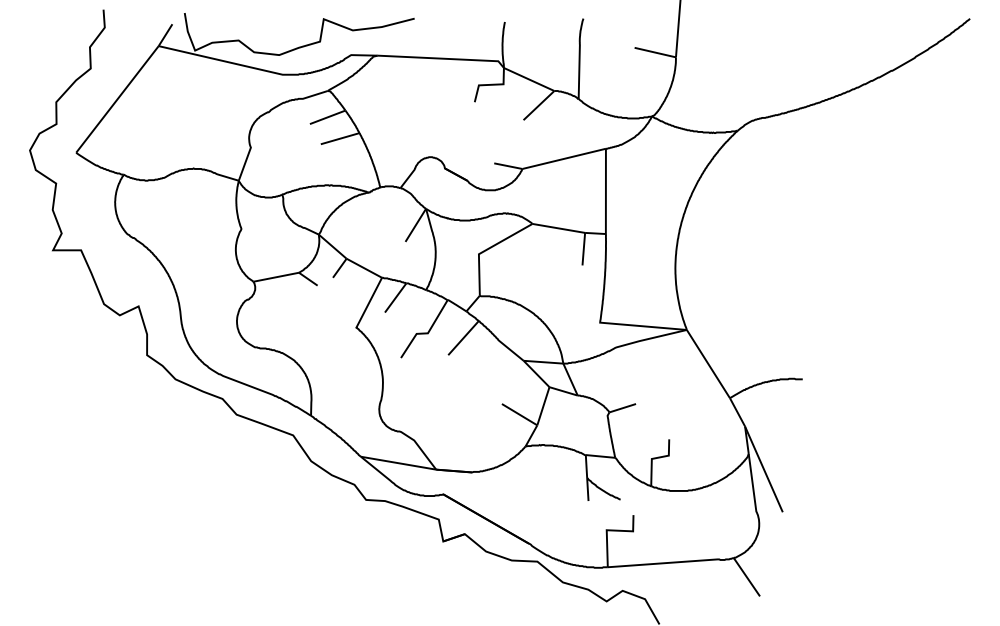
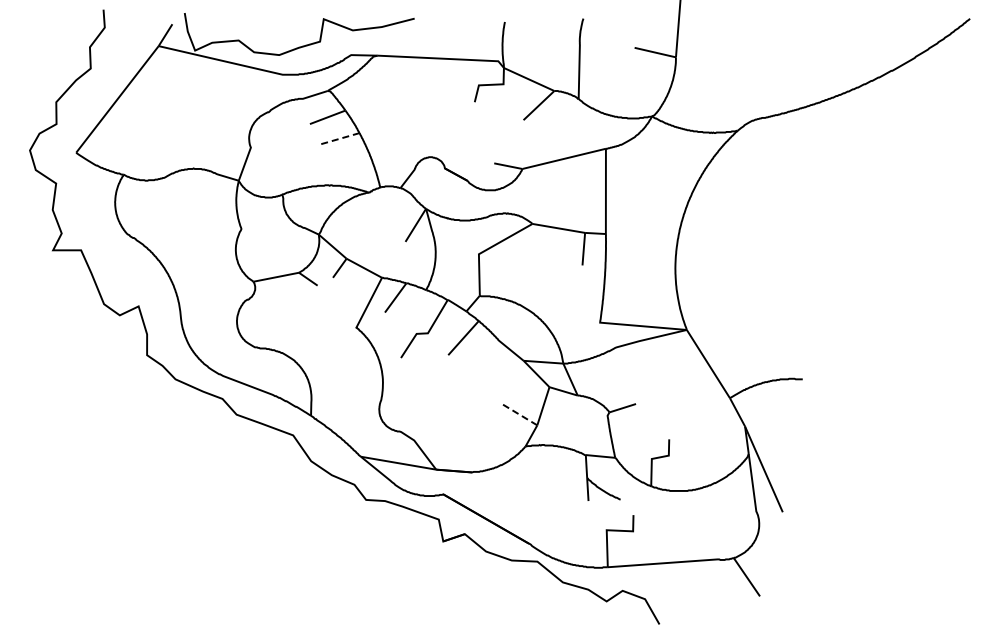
line: solid -> dashed (339, 138)
line: solid -> dashed (519, 414)
